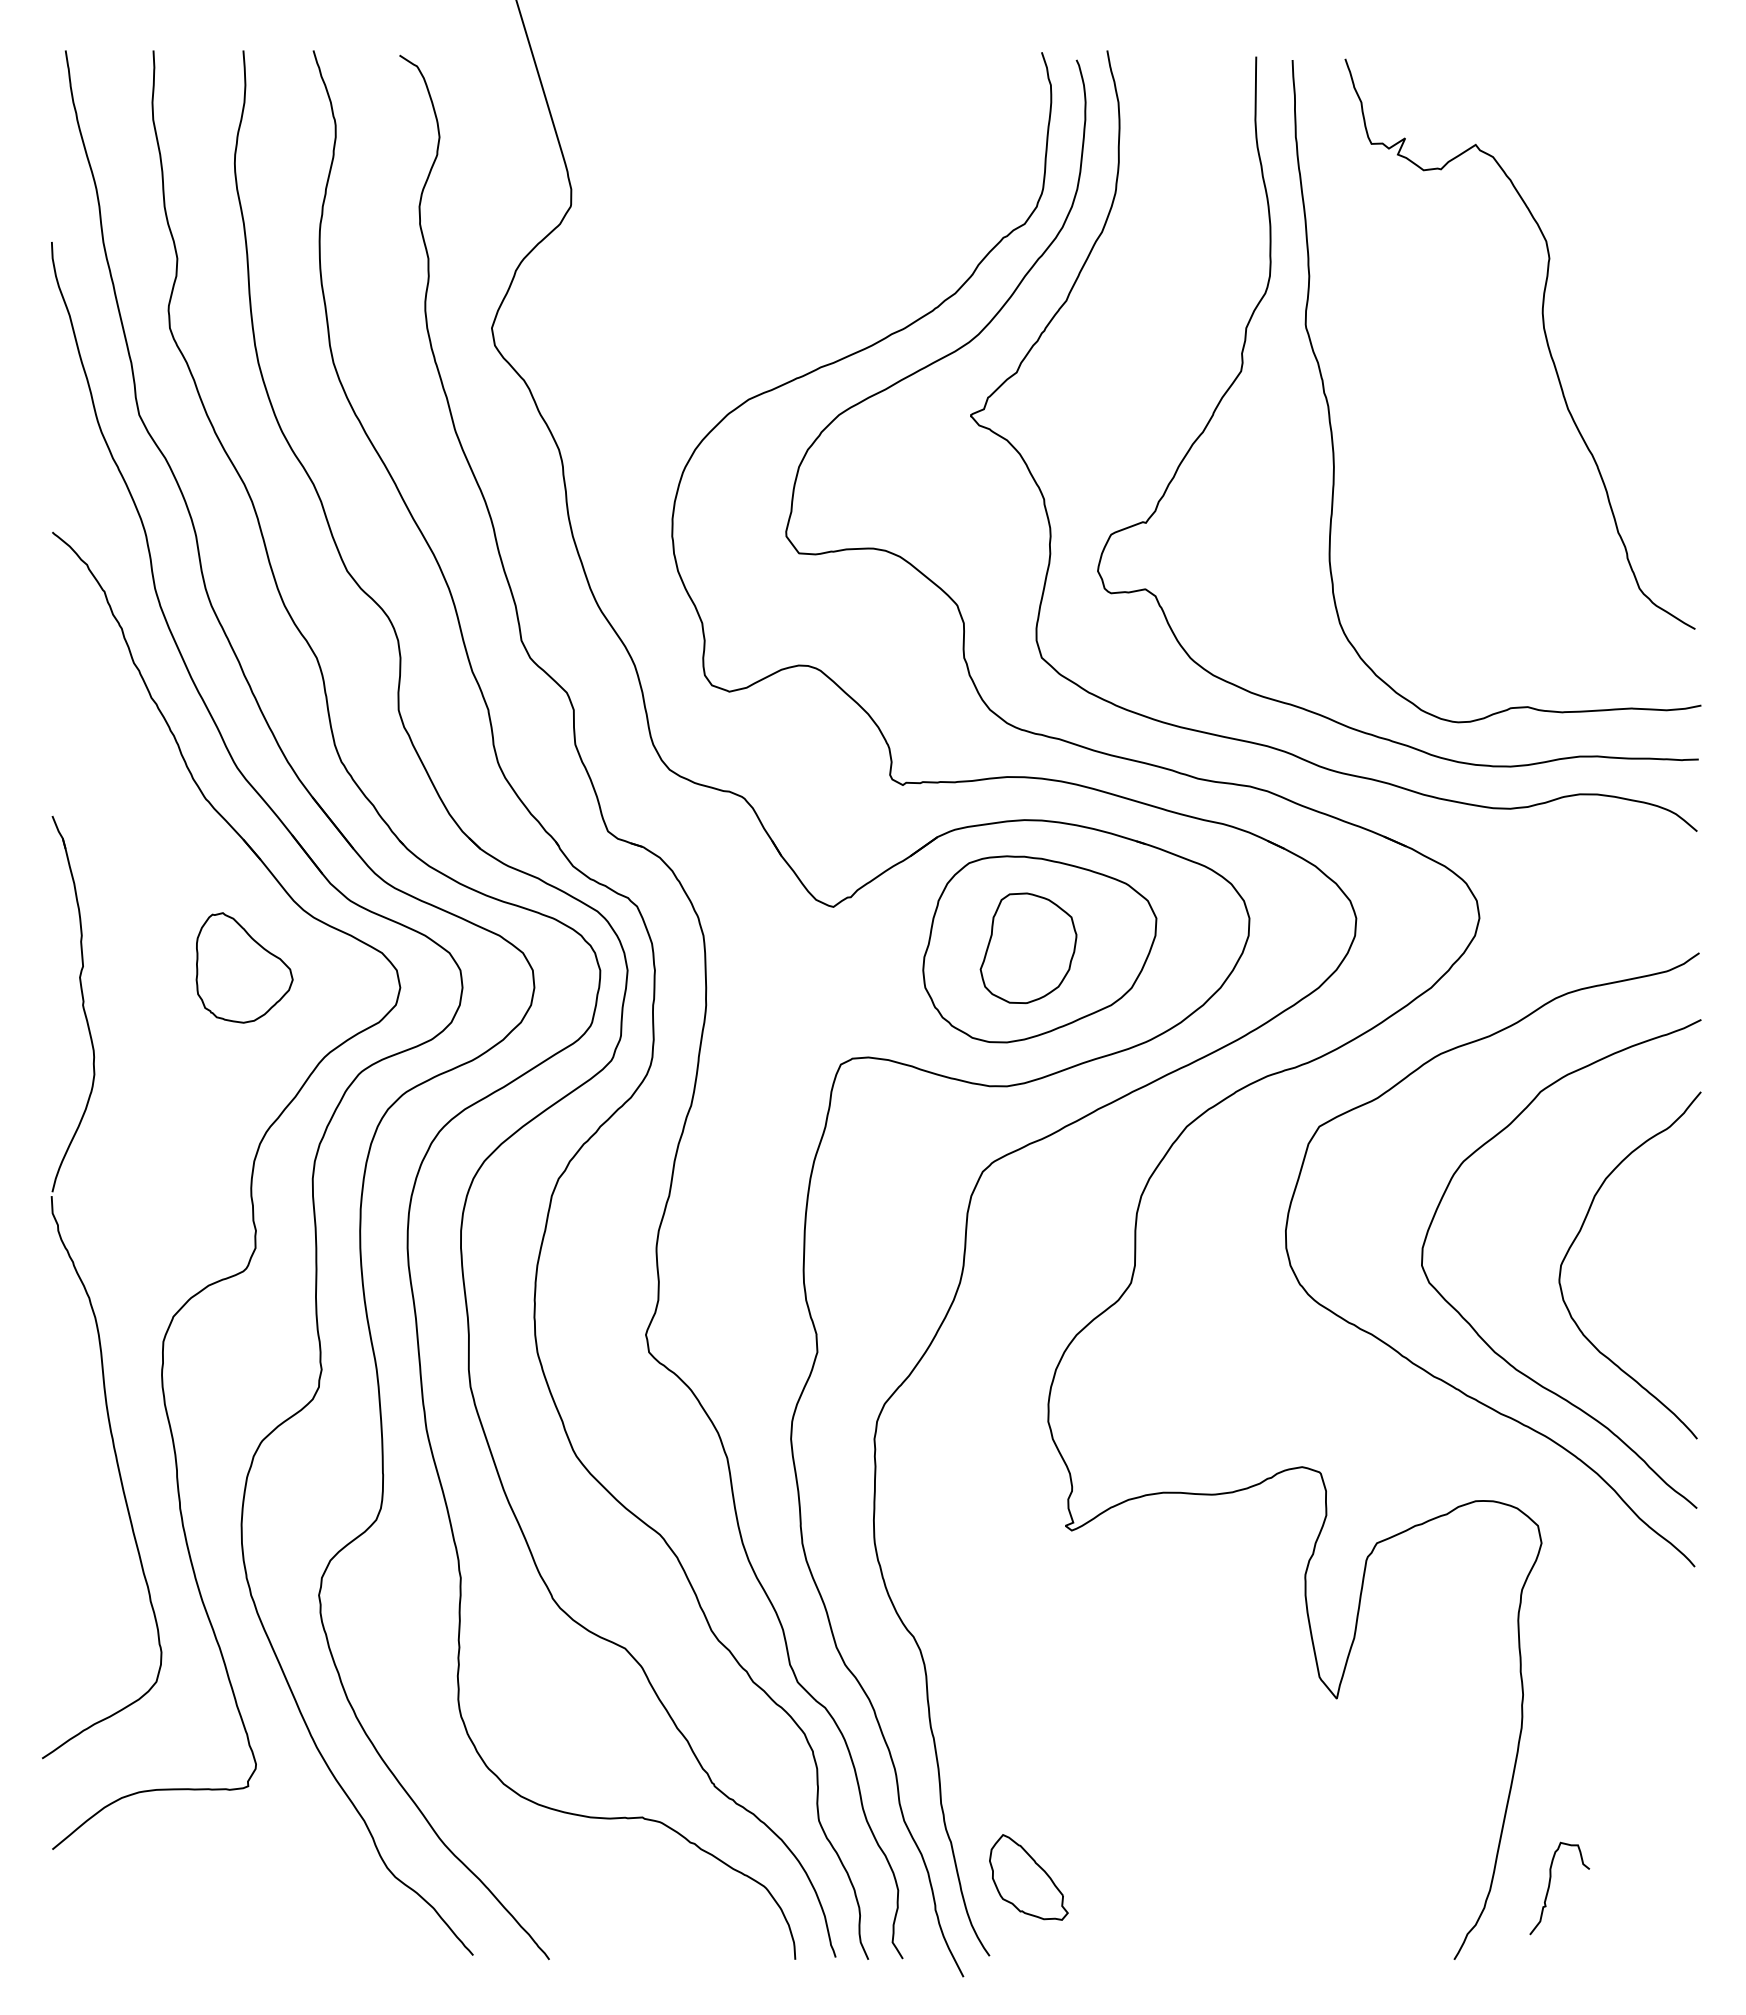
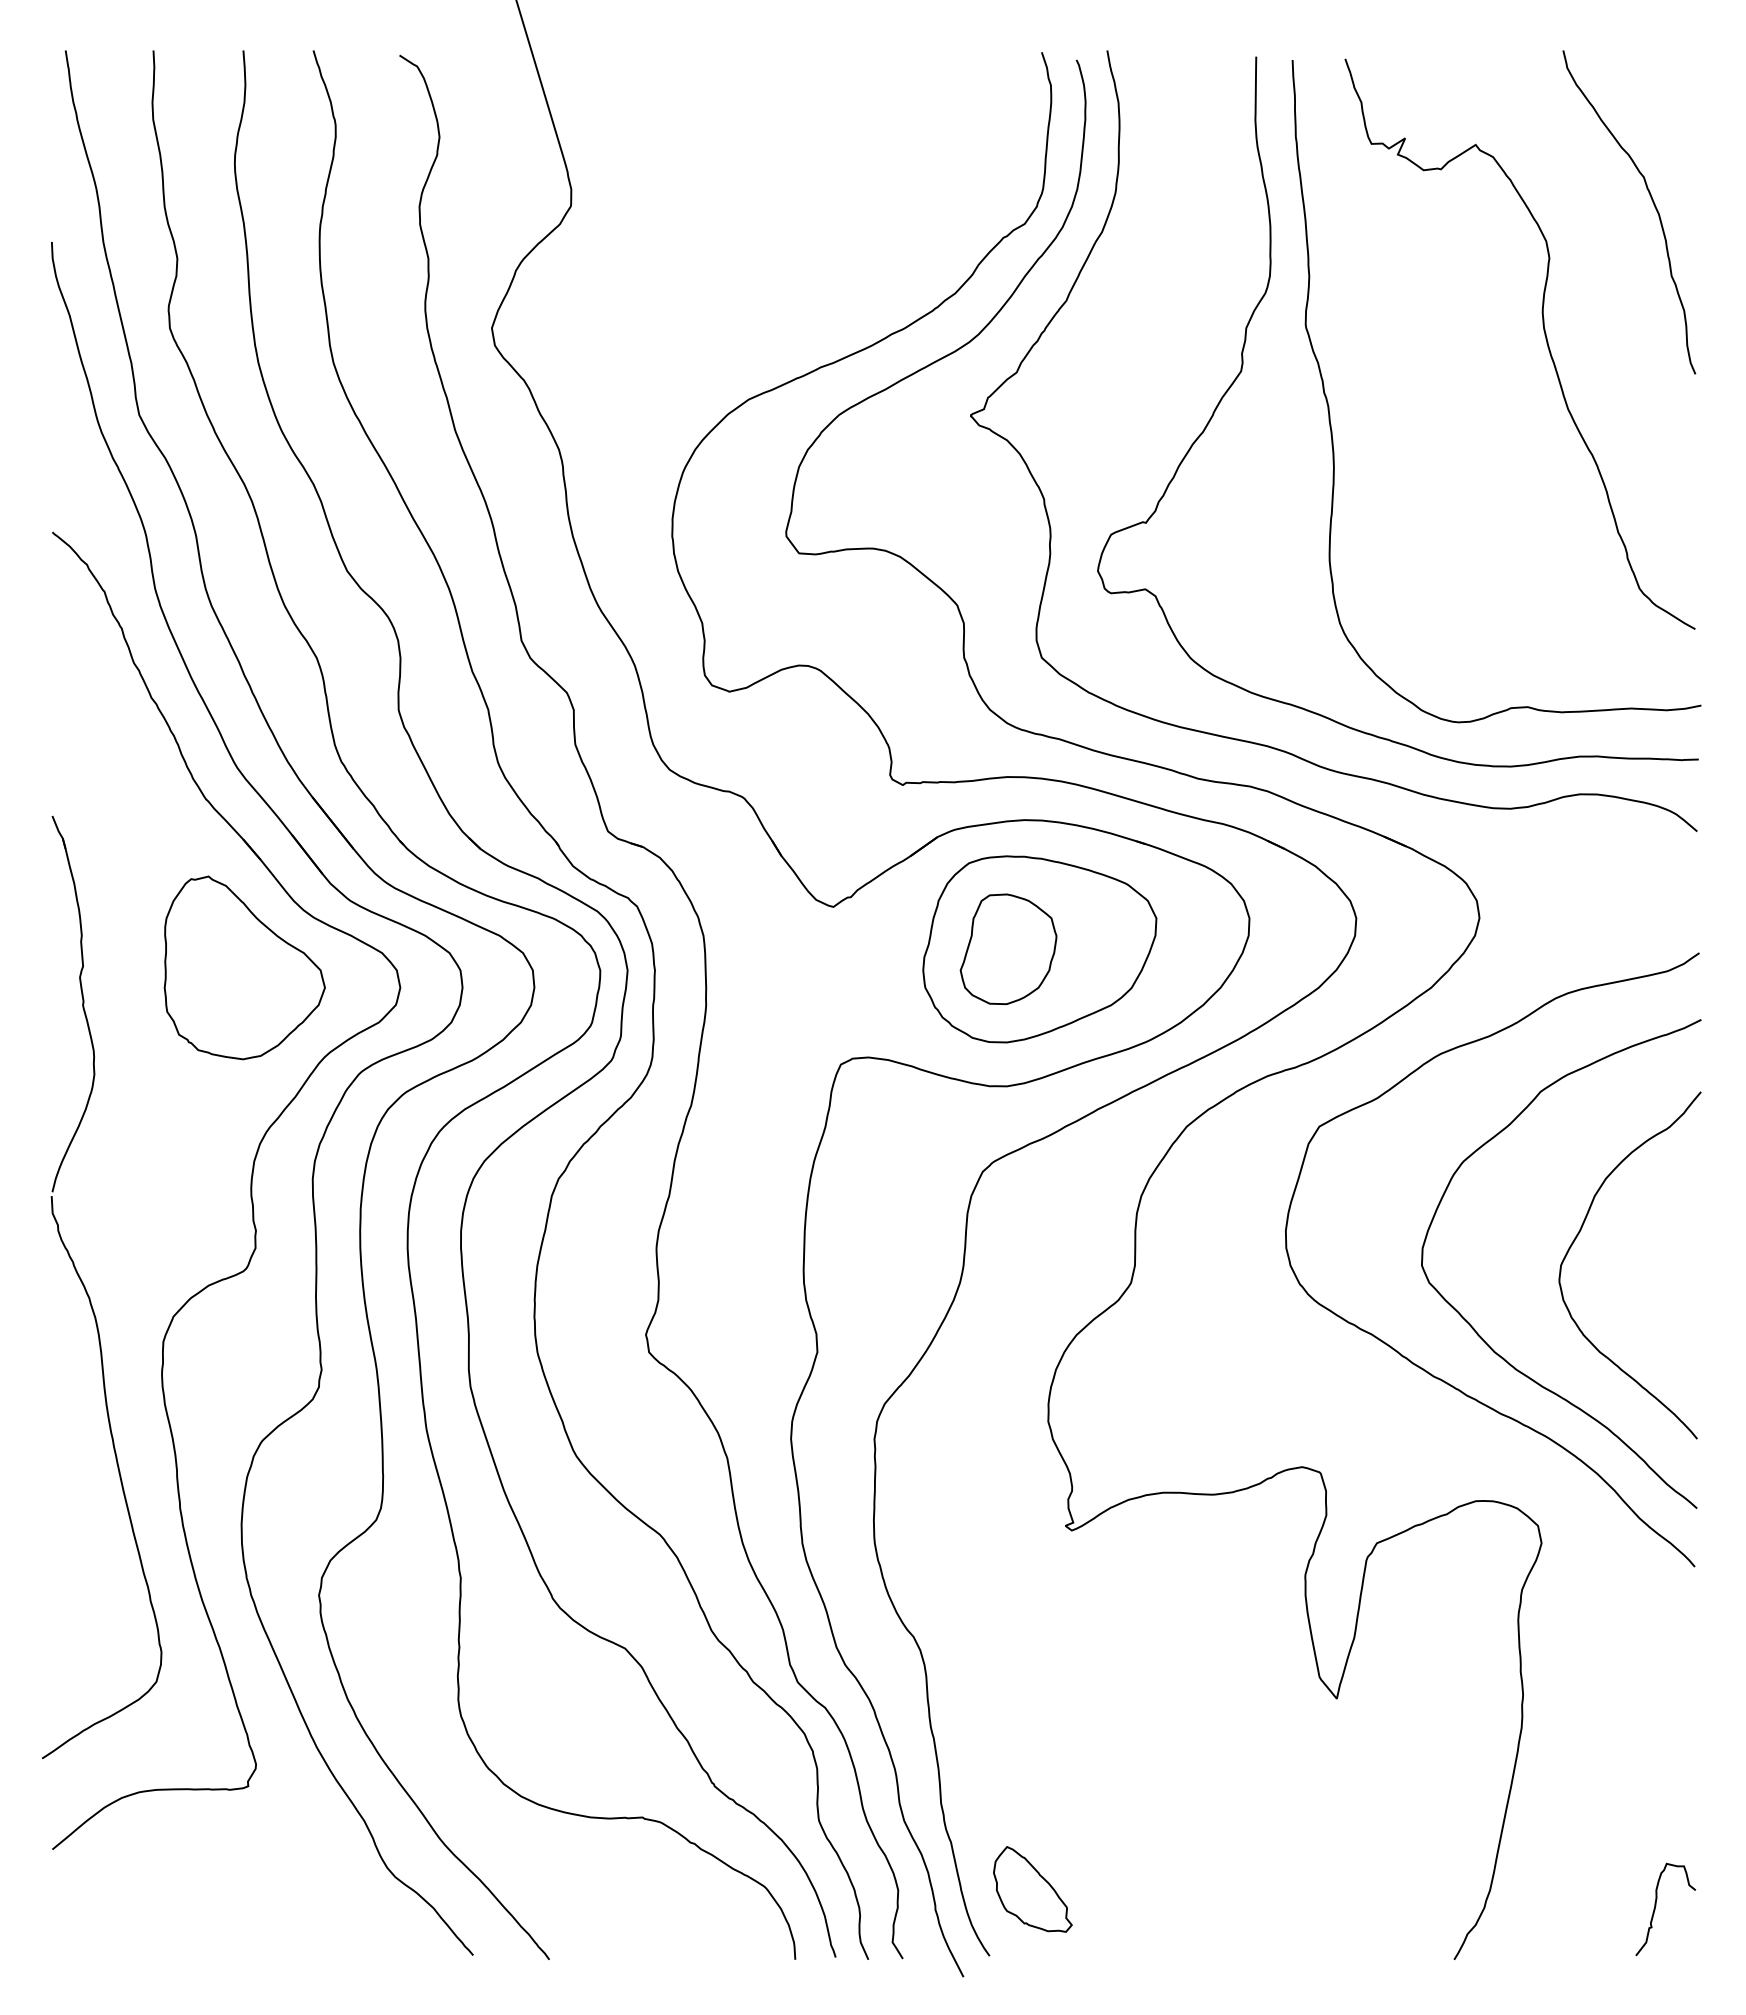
curve: none -> present (1653, 205)
part position: (1028, 948) -> (1008, 949) (1008, 949)
part size: 99x112 px -> 163x186 px (244, 967)
part position: (1028, 1877) -> (1032, 1889) (1032, 1889)
curve position: (1550, 1885) -> (1656, 1906) (1656, 1906)
